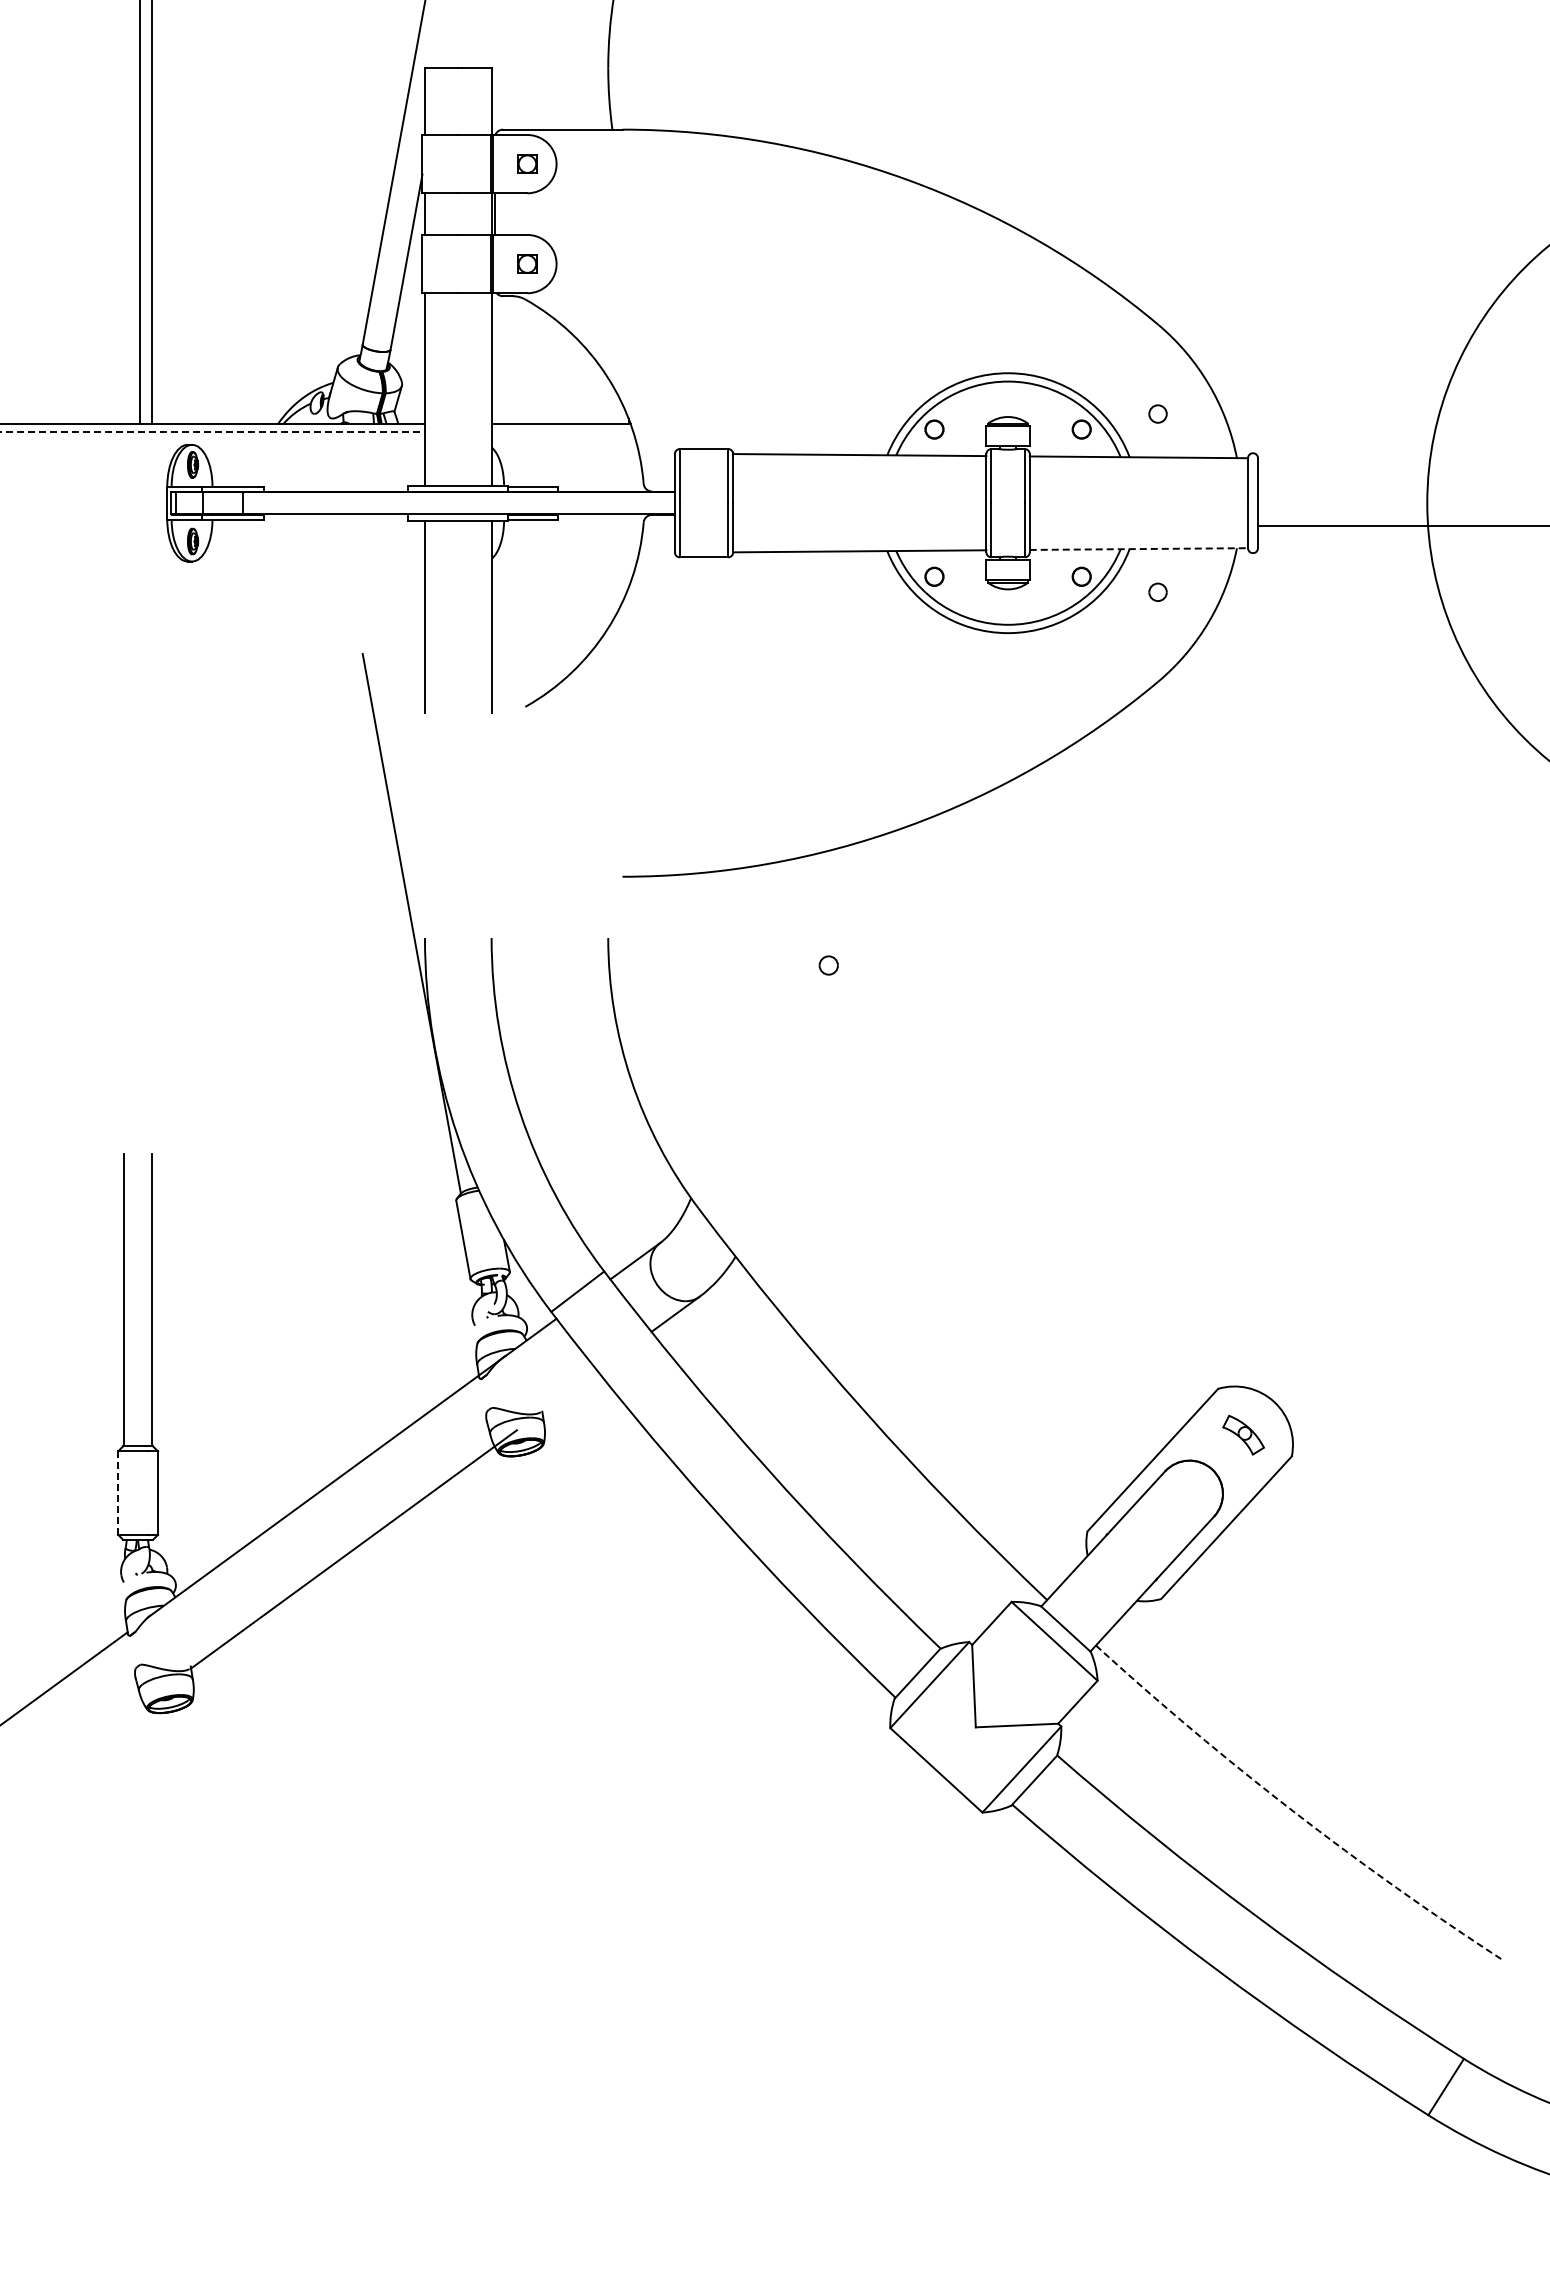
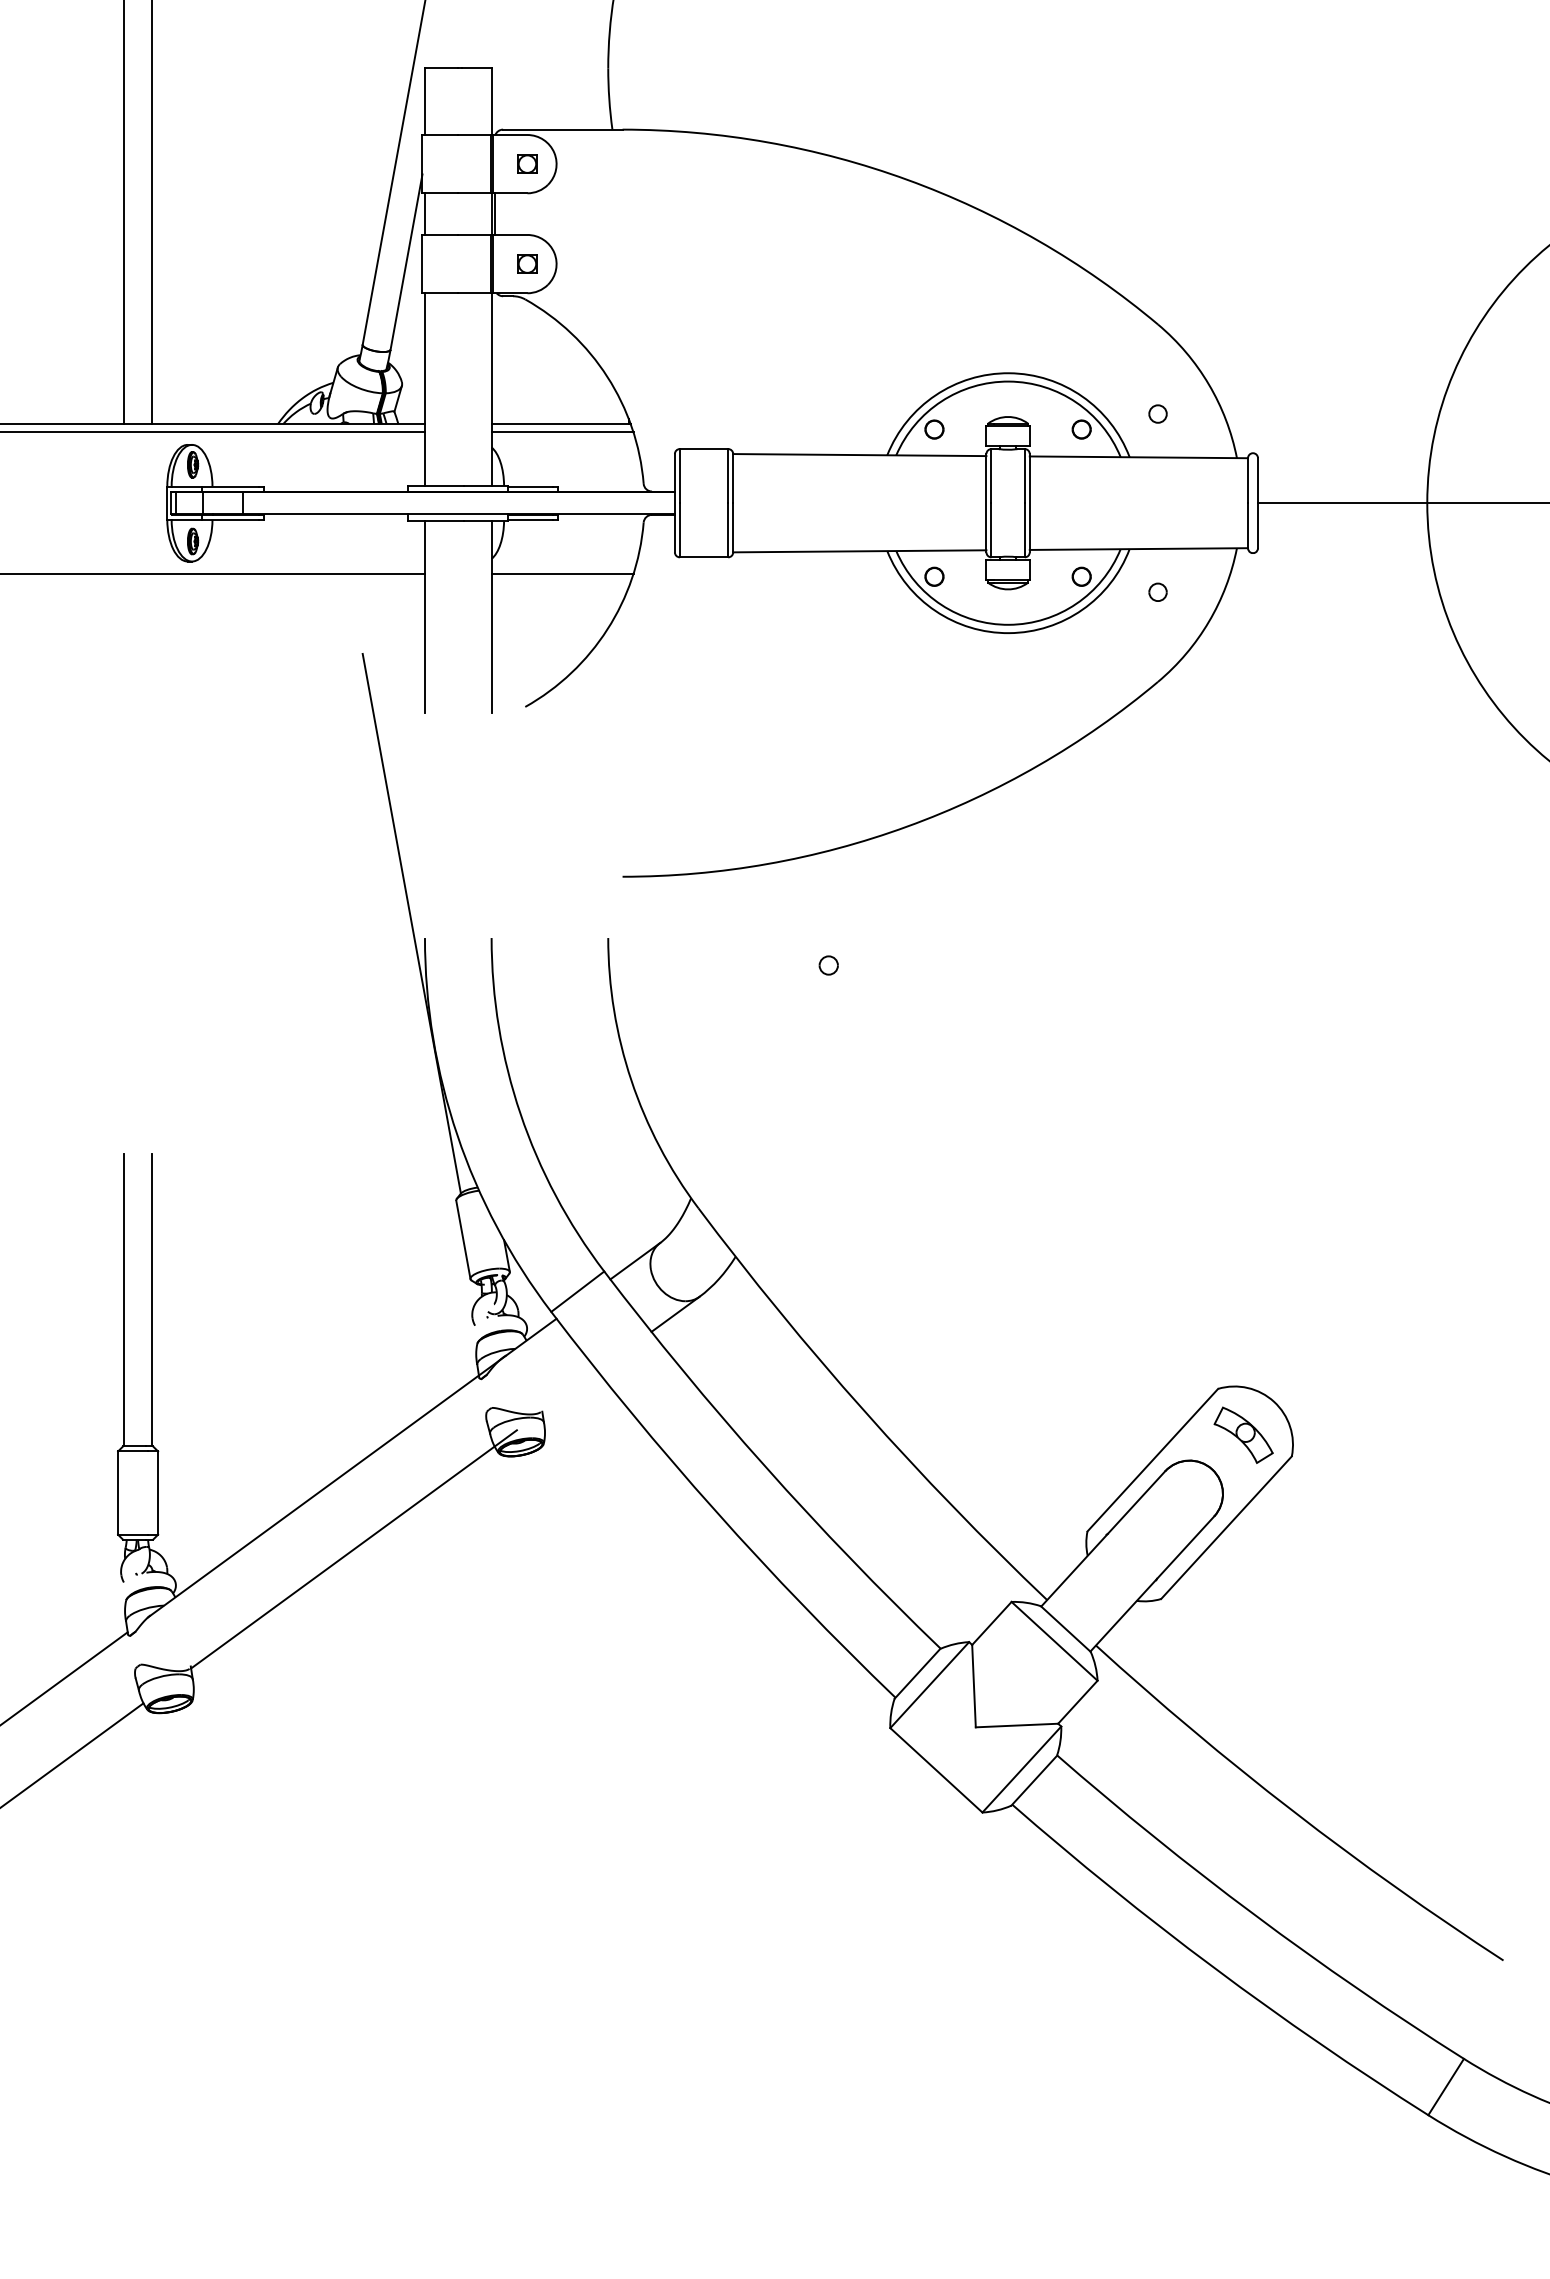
line position: (139, 213) -> (123, 213) (123, 213)
line: dashed -> solid (213, 432)
line: none -> present (562, 432)
line position: (1402, 526) -> (1402, 503) (1402, 503)
line: dashed -> solid (1139, 549)
line: none -> present (213, 574)
line: none -> present (562, 574)
part size: 43x42 px -> 61x58 px (1243, 1434)
line: dashed -> solid (118, 1493)
line: none -> present (72, 1754)
arc: dashed -> solid (1293, 1811)
